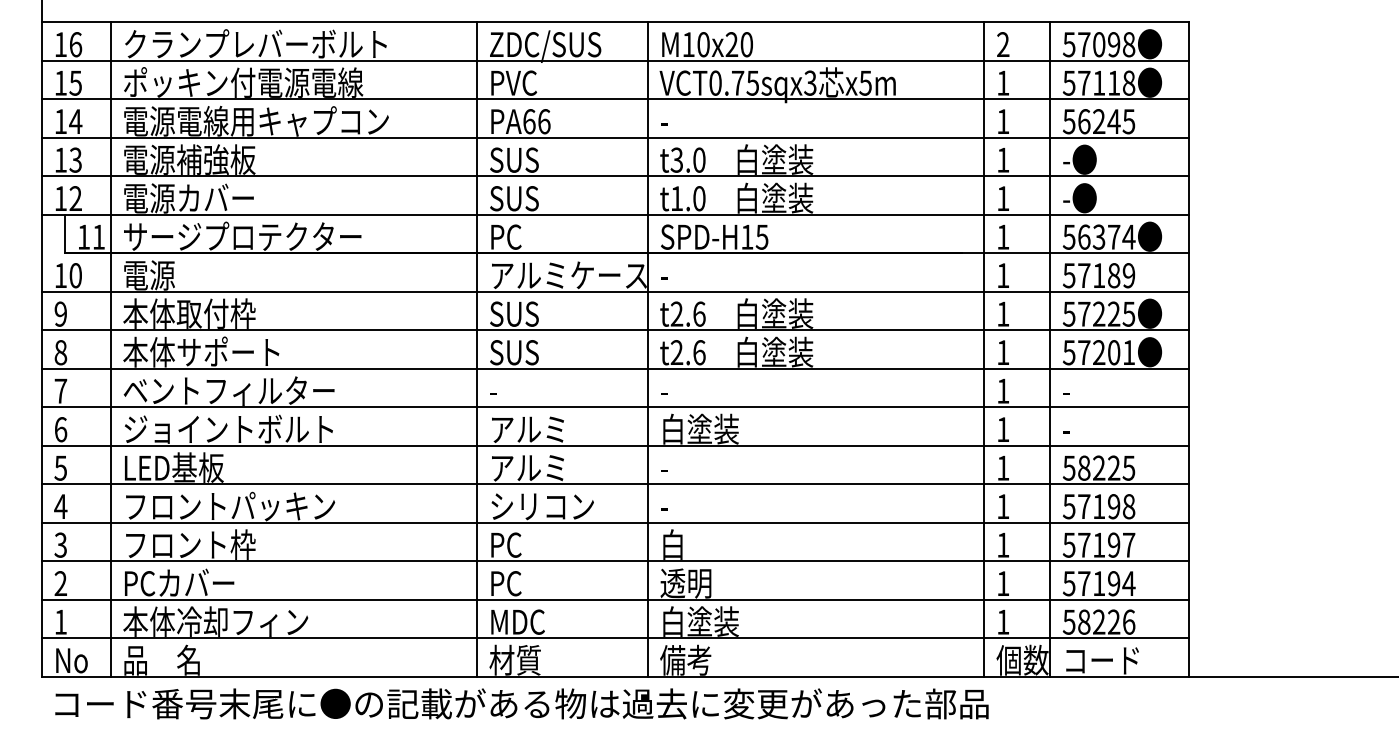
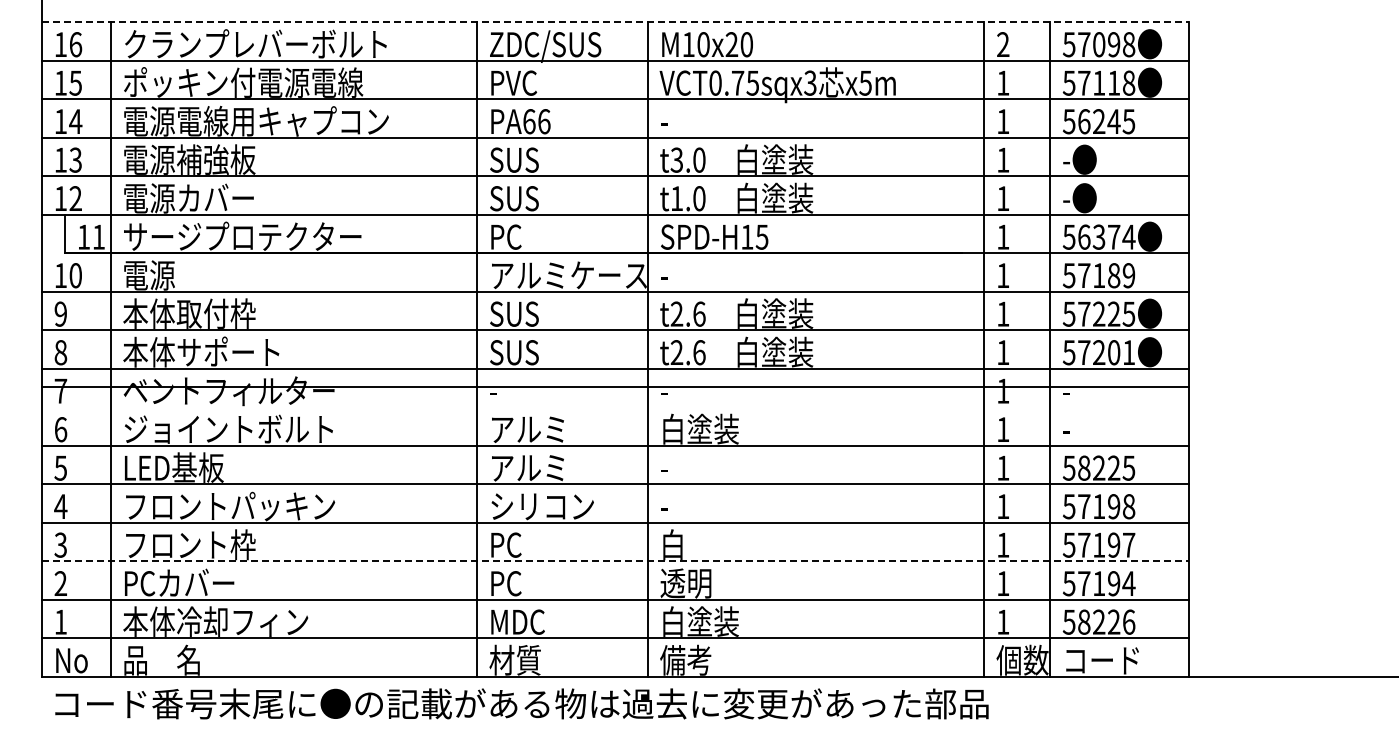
line: solid -> dashed (615, 22)
line position: (615, 407) -> (615, 387) (615, 387)
line: solid -> dashed (615, 561)
